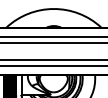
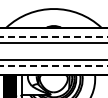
line: solid -> dashed (53, 36)
line: solid -> dashed (53, 66)
